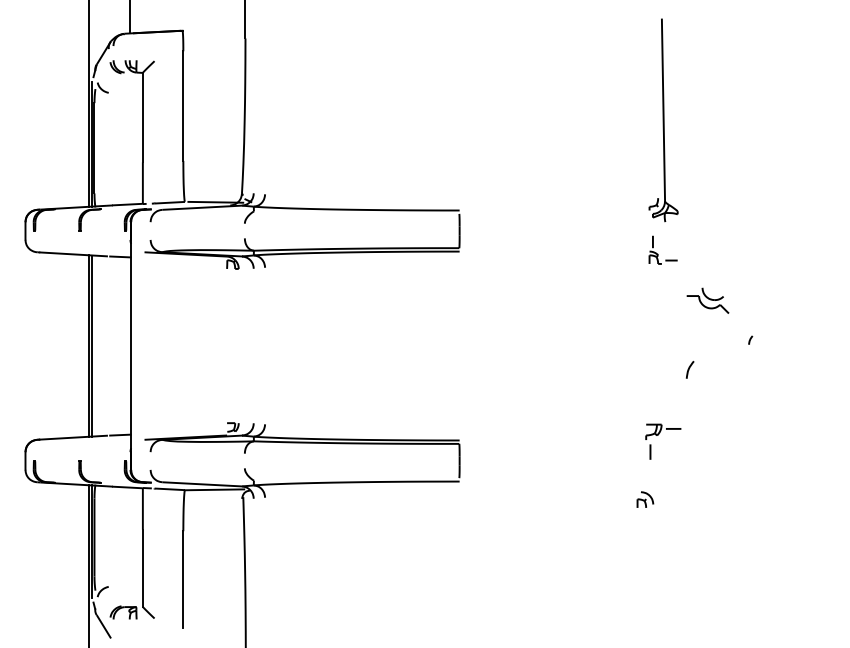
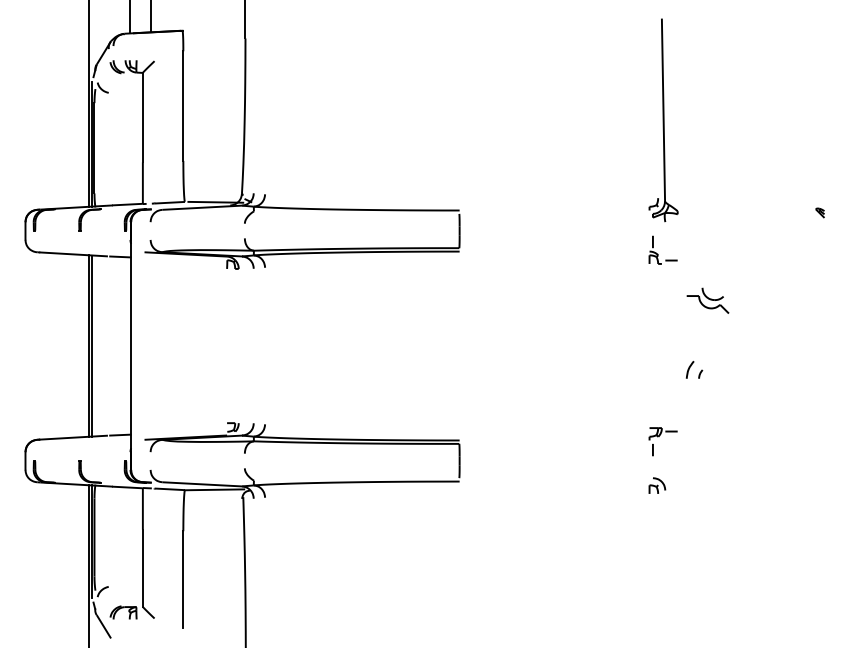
line: none -> present (150, 17)
part: none -> present (819, 212)
arc position: (750, 339) -> (700, 373) (700, 373)
part size: 37x37 px -> 30x30 px (662, 441)
part position: (645, 499) -> (657, 485) (657, 485)
